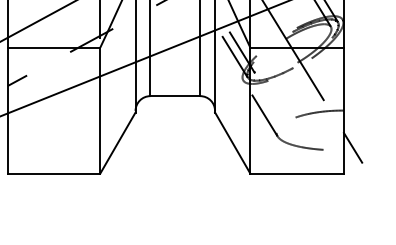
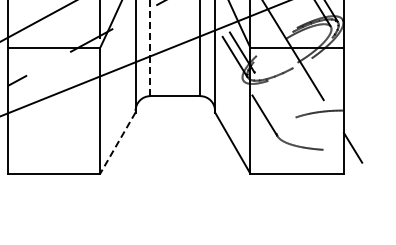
line: solid -> dashed (150, 48)
line: solid -> dashed (117, 143)
